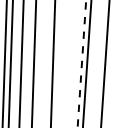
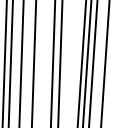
line: none -> present (60, 63)
line: dashed -> solid (81, 63)
line: none -> present (93, 63)
